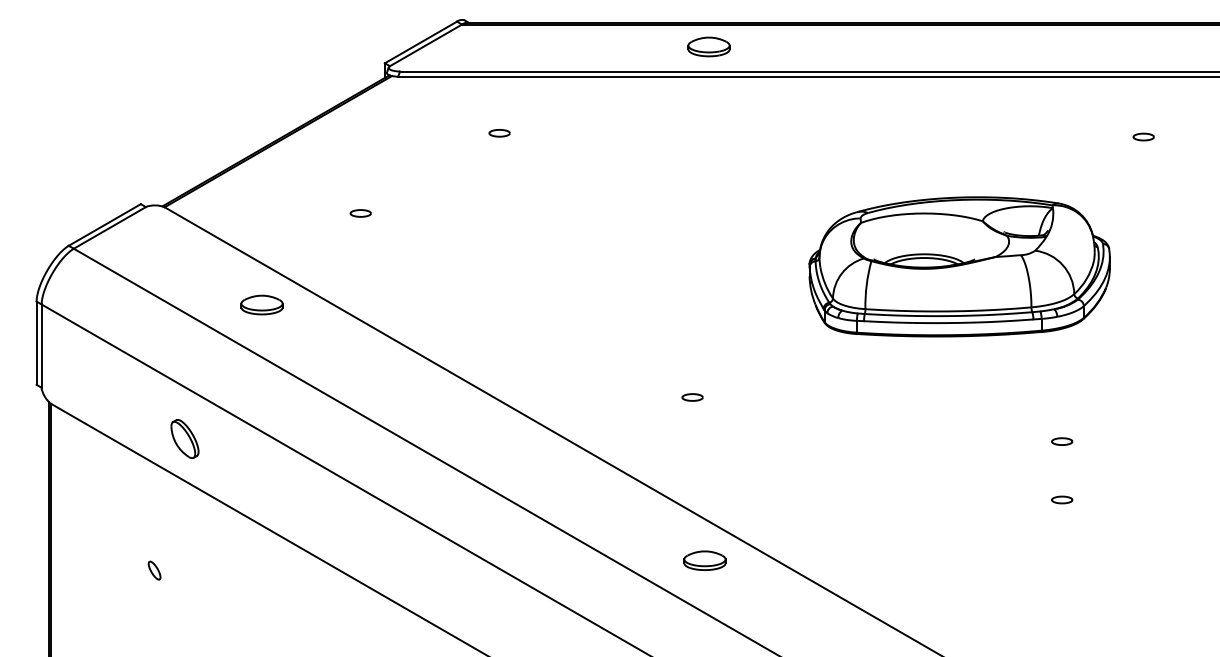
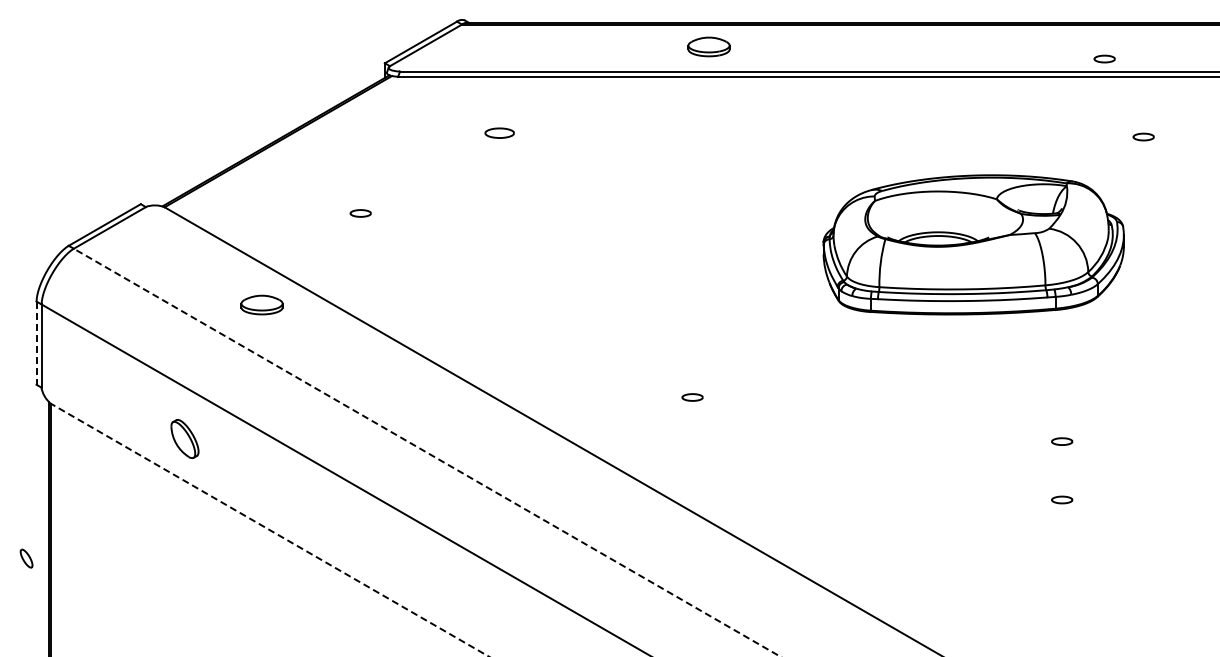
part: none -> present (1104, 58)
part size: 23x9 px -> 31x12 px (499, 132)
part position: (959, 266) -> (973, 244) (973, 244)
line: solid -> dashed (36, 343)
line: solid -> dashed (426, 452)
line: solid -> dashed (270, 530)
part: present -> none (704, 560)
part position: (154, 570) -> (26, 558) (26, 558)
